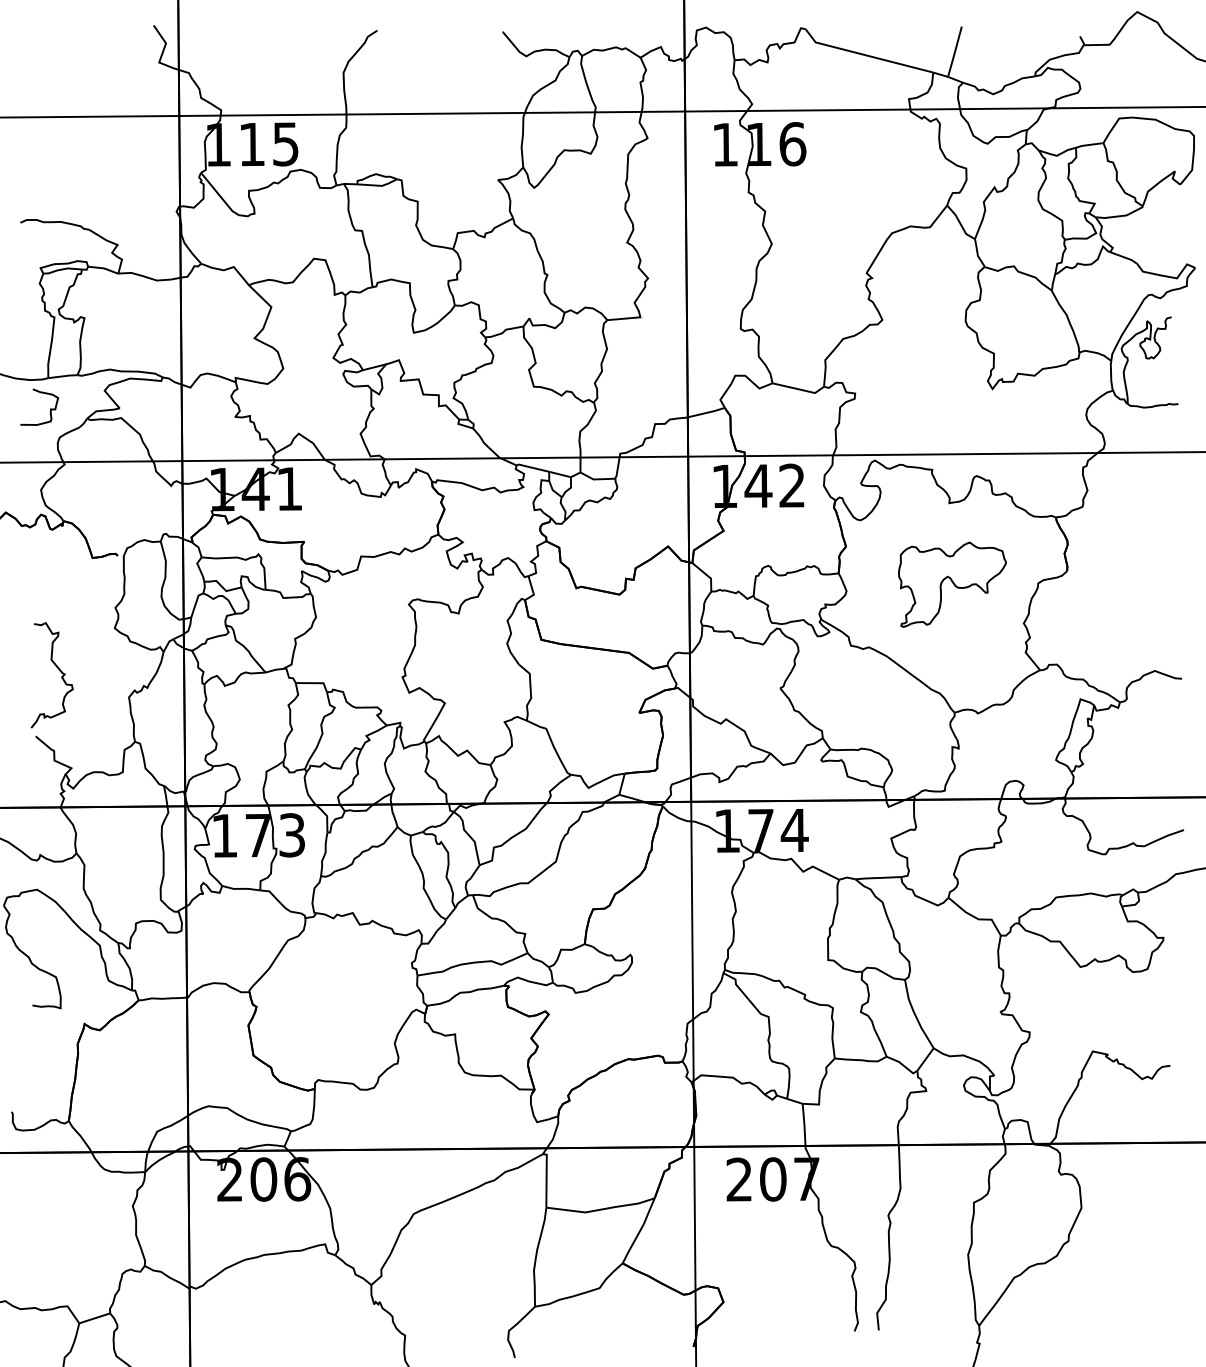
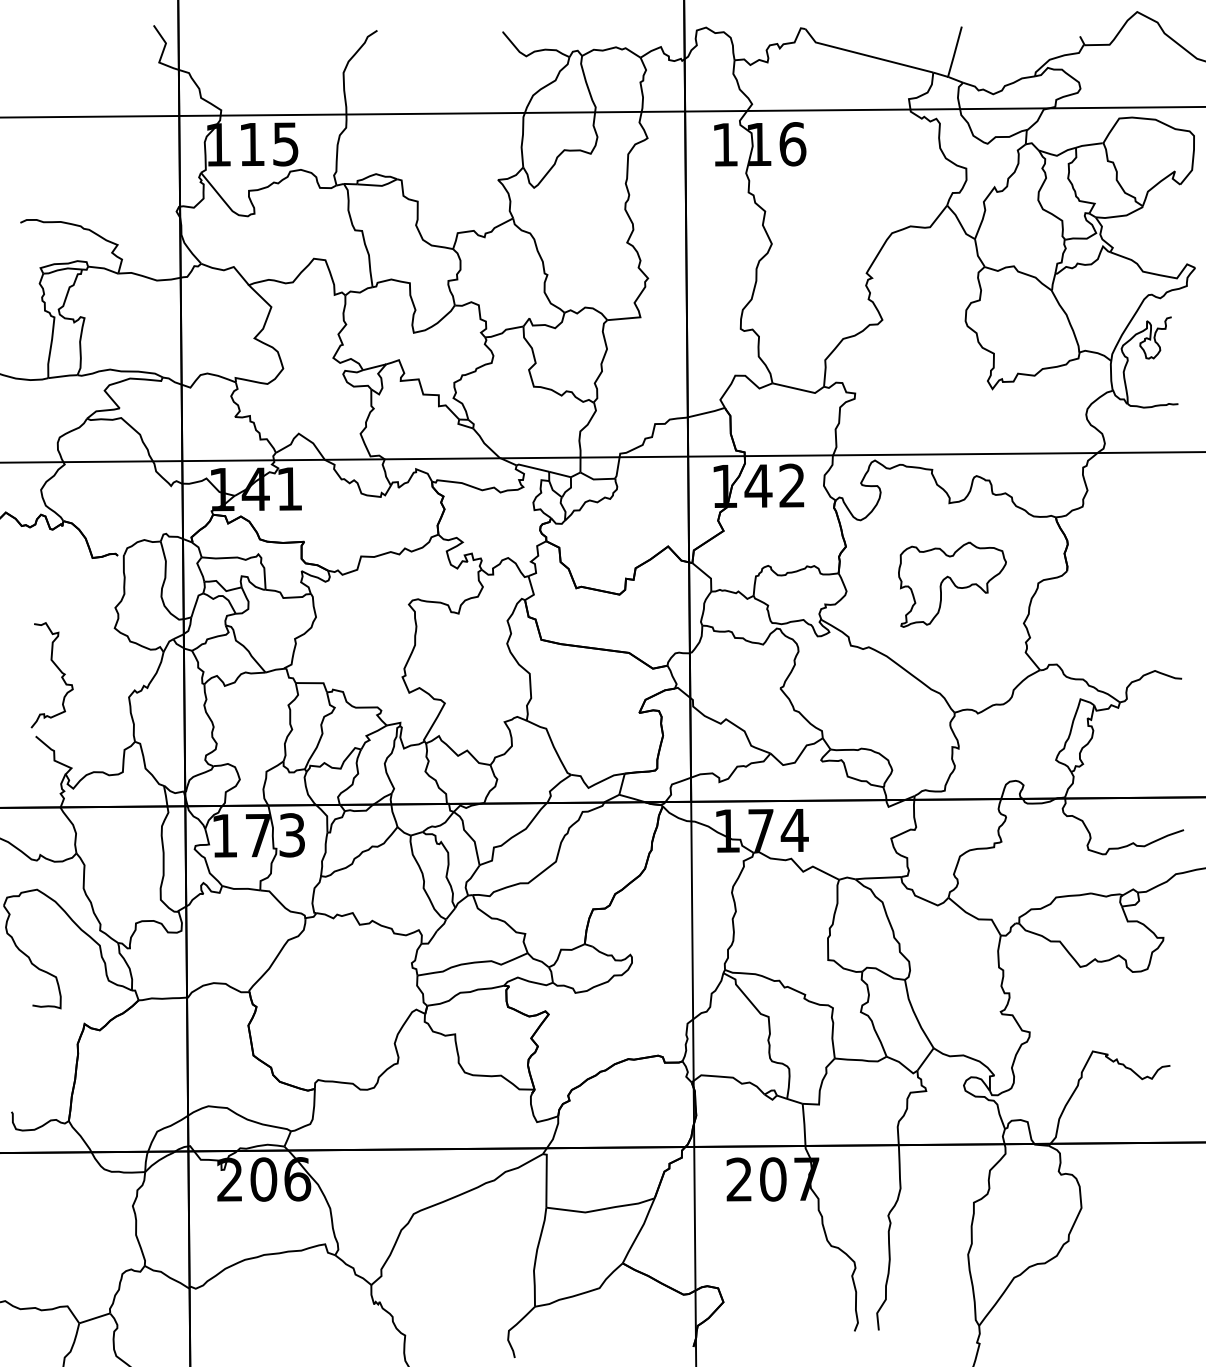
curve: present -> none (50, 408)
